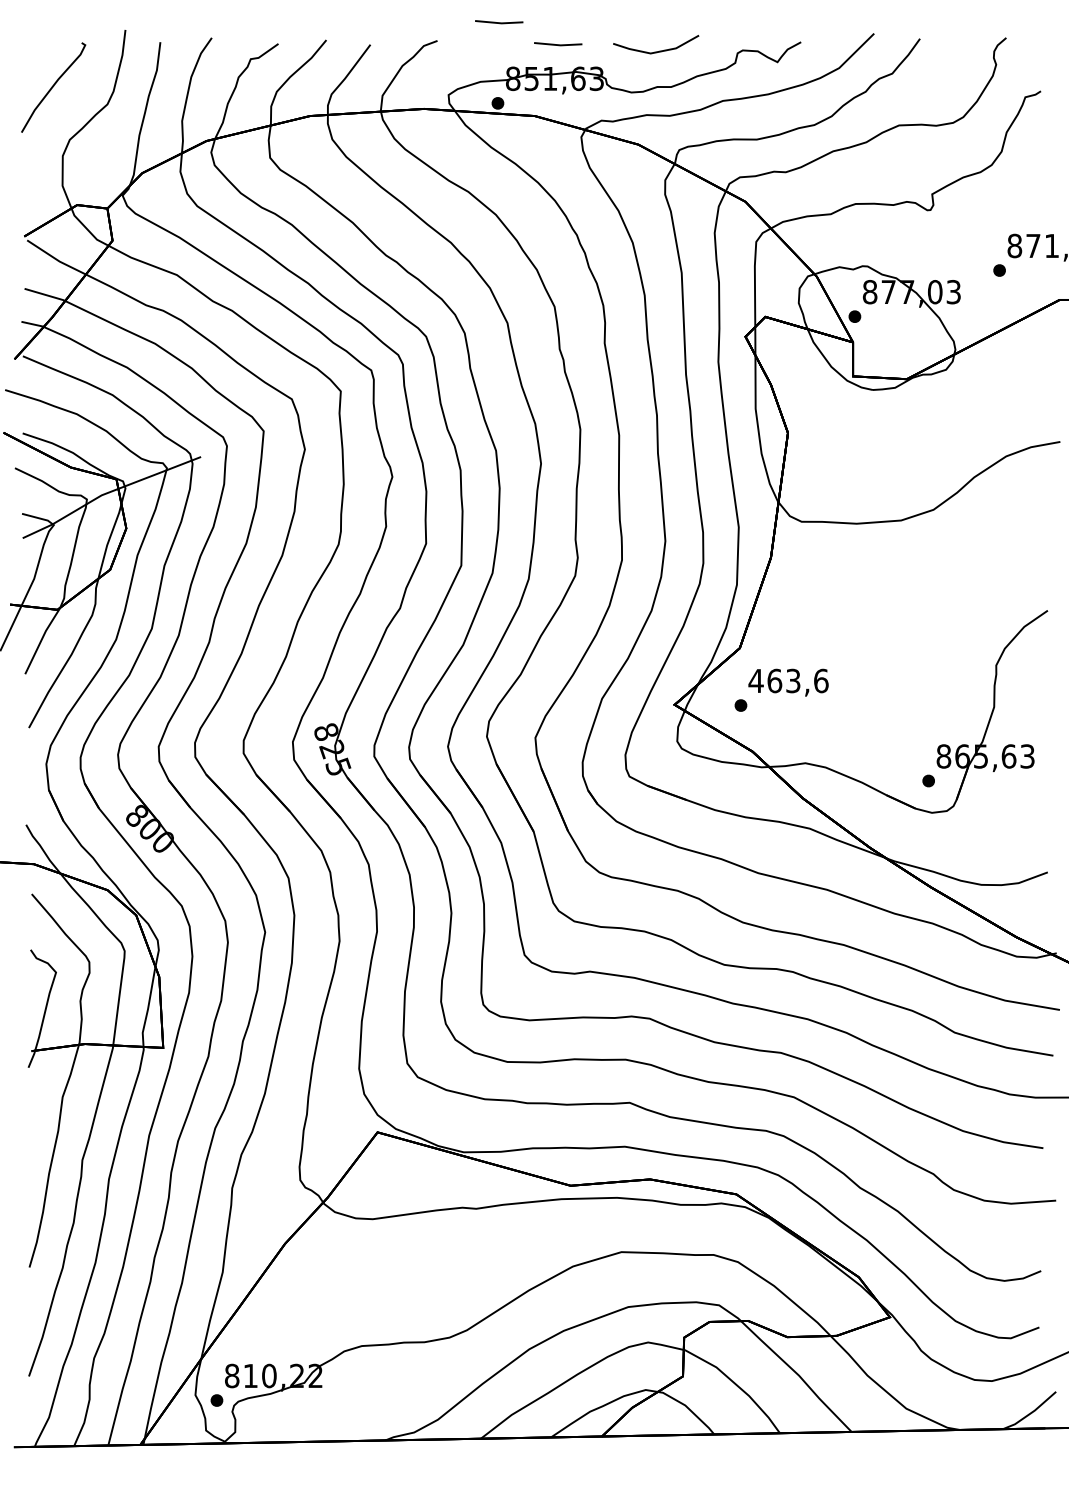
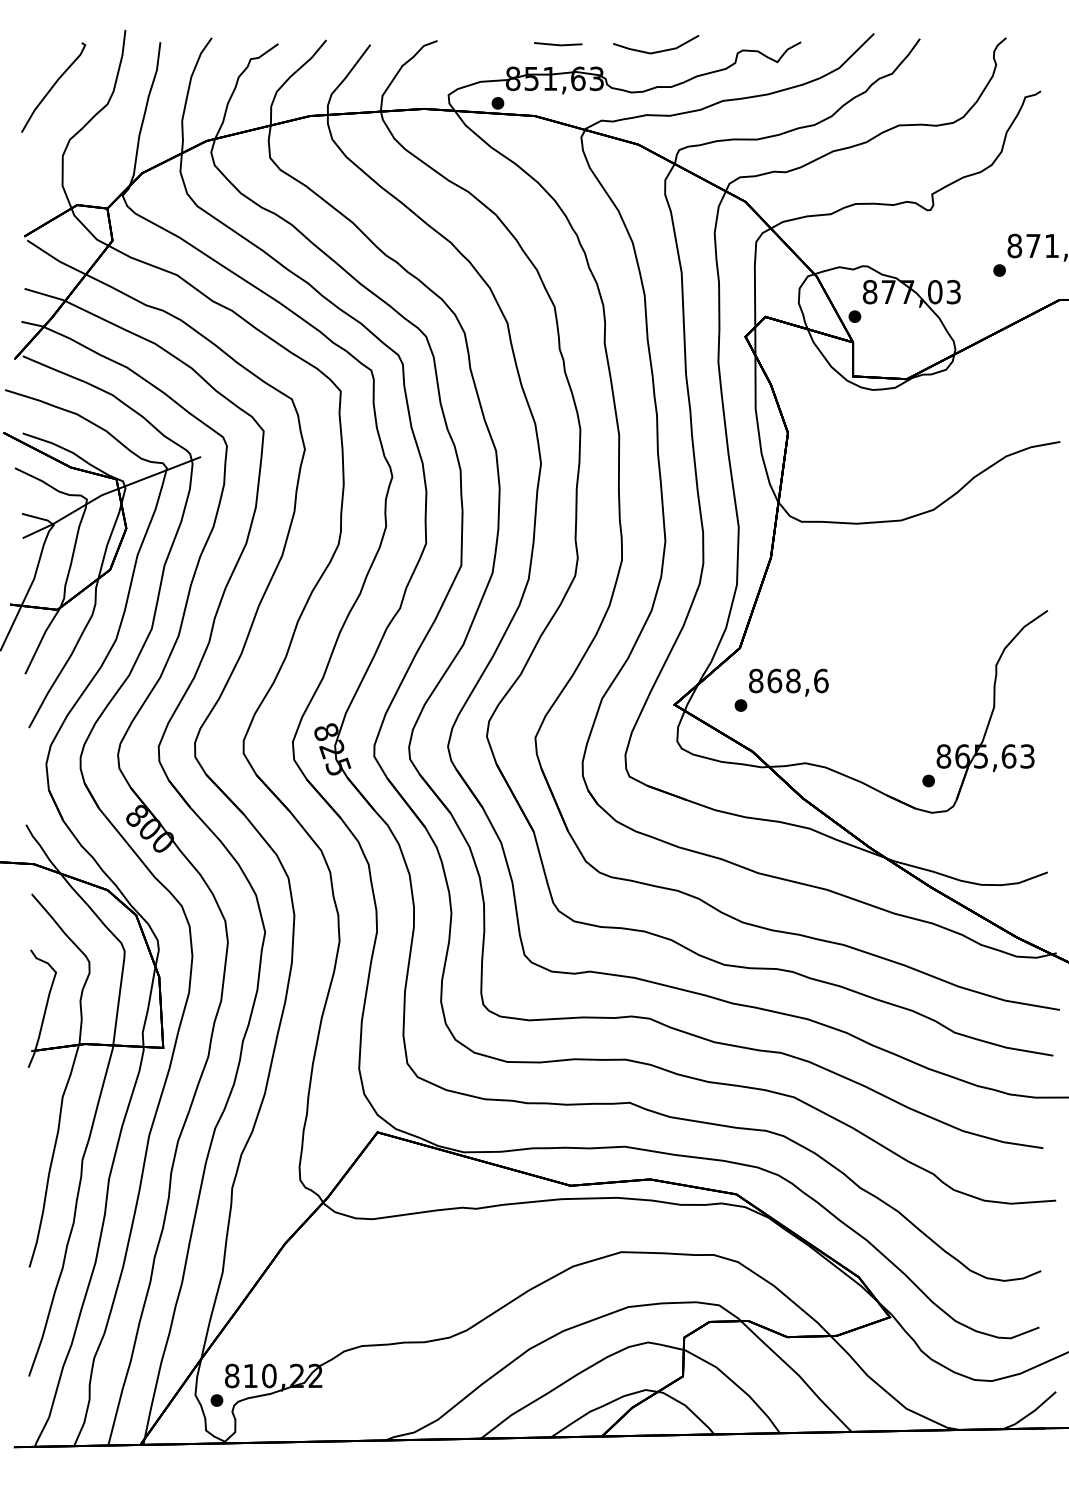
line: present -> none (499, 22)
text: 463,6 -> 868,6 (774, 680)
